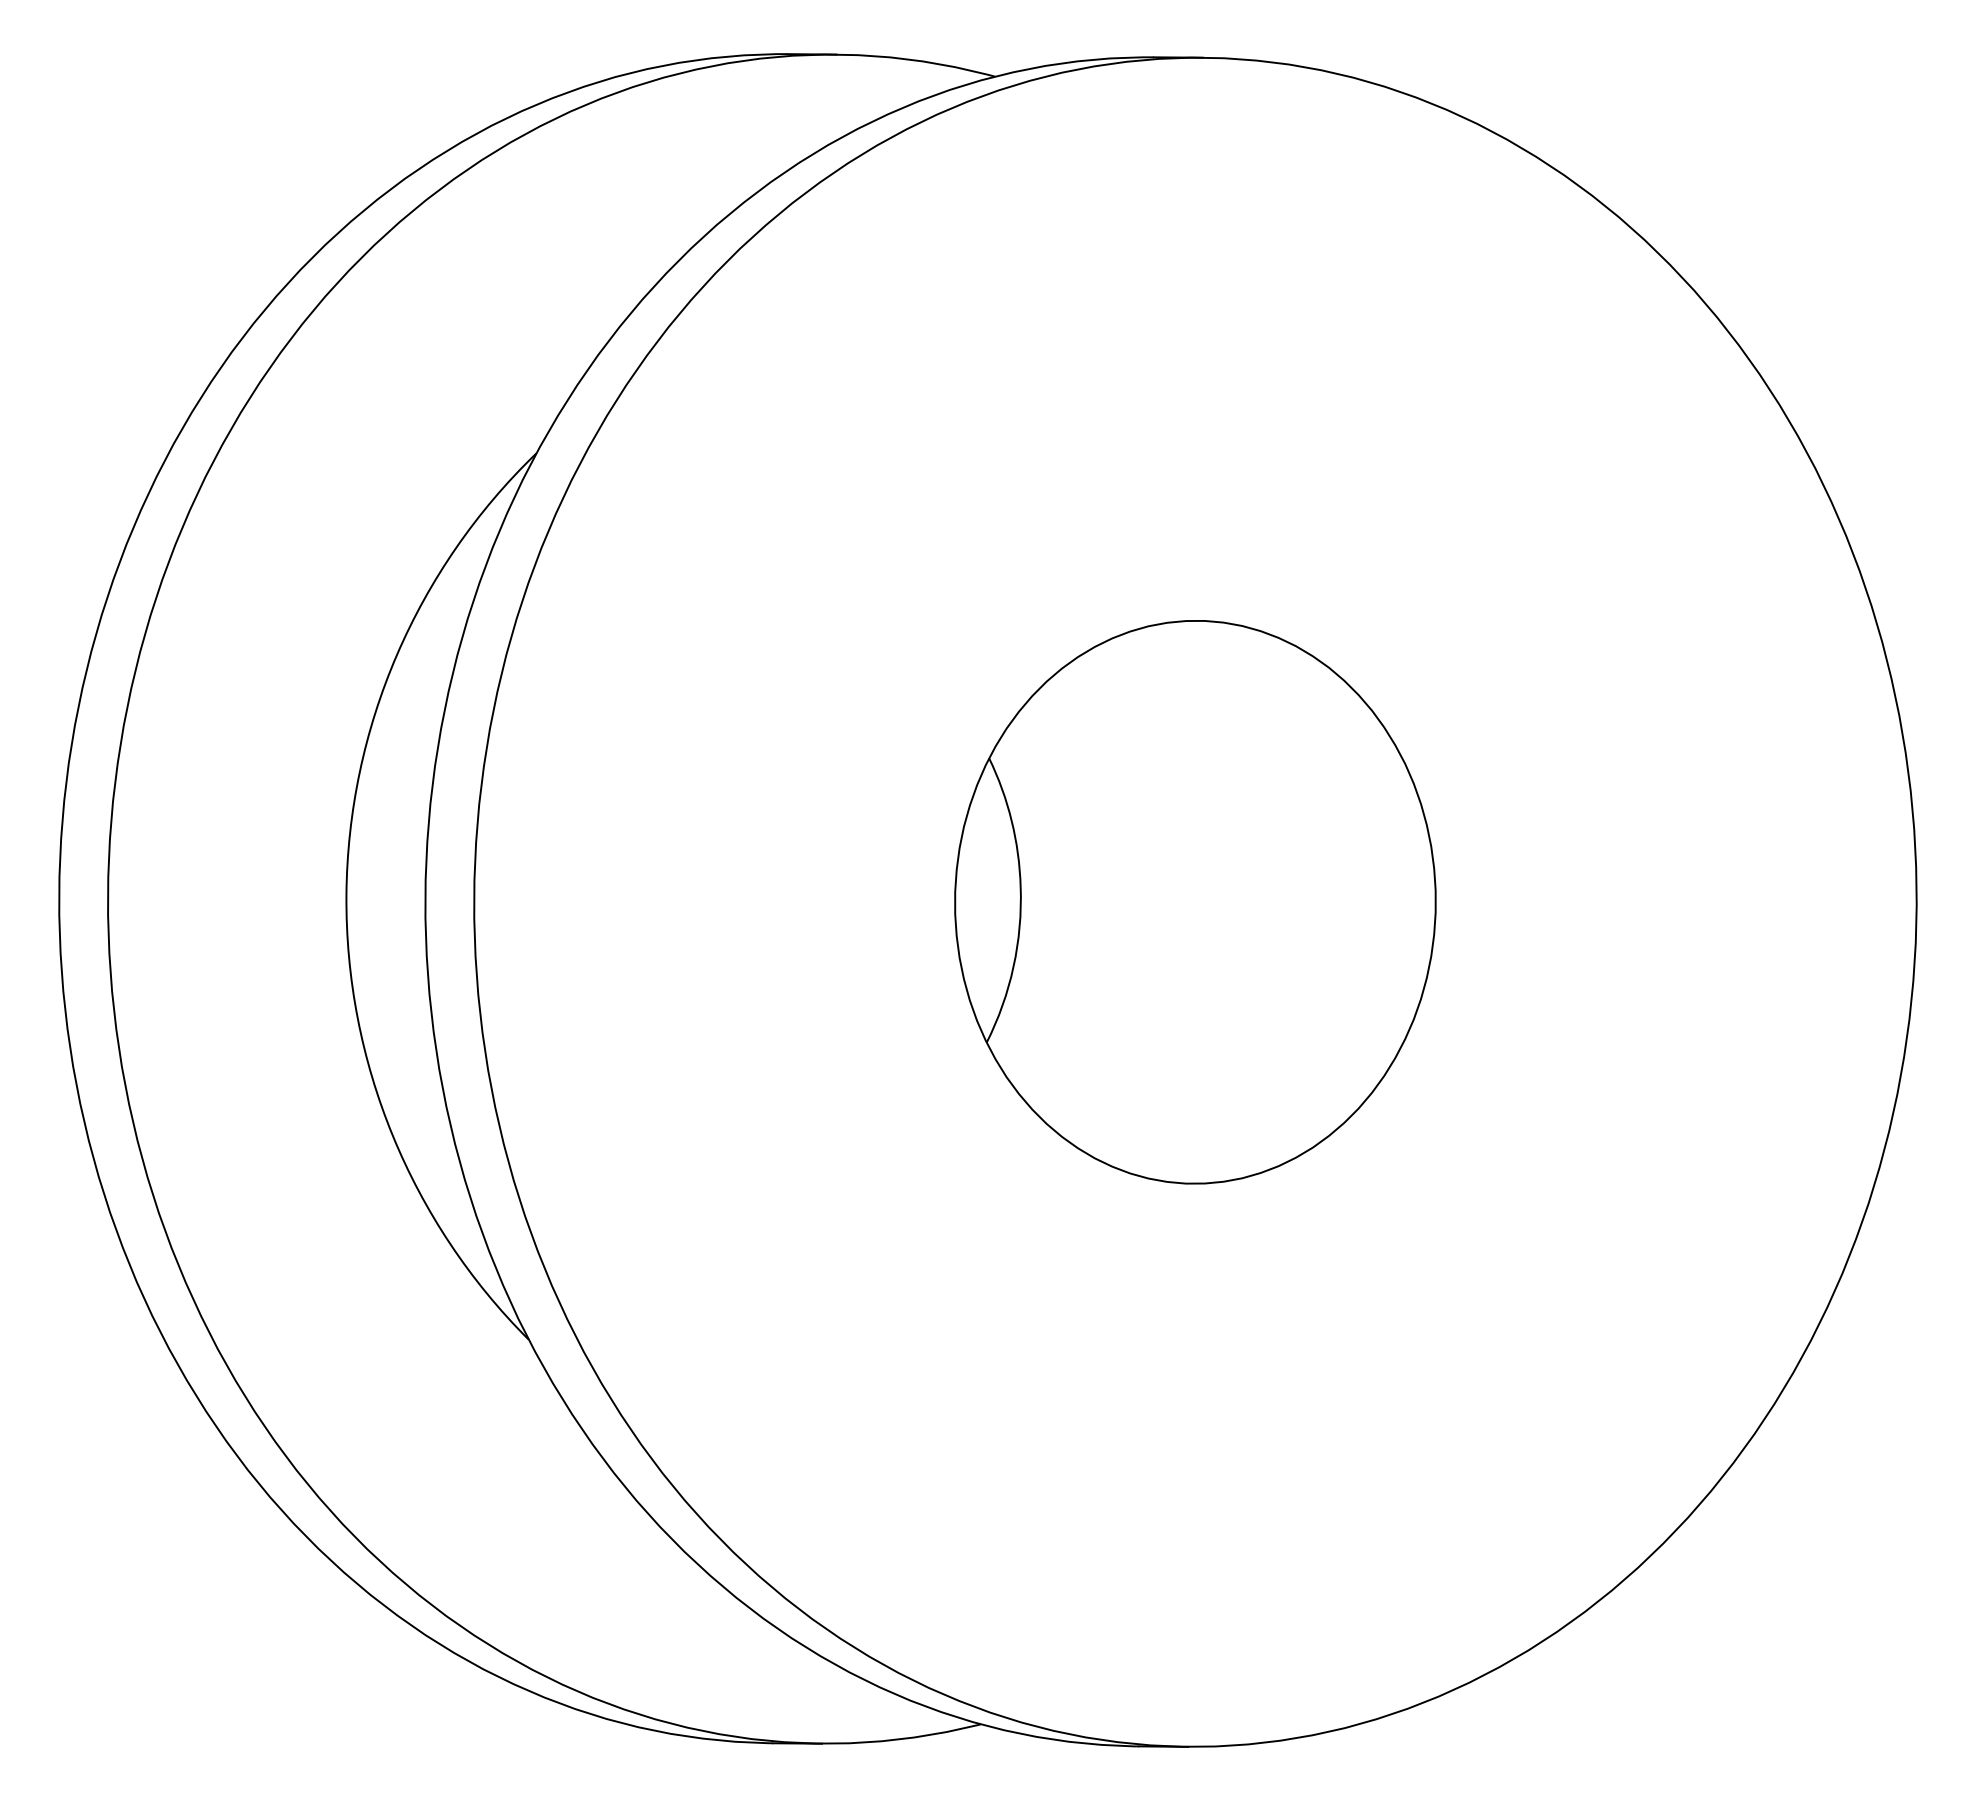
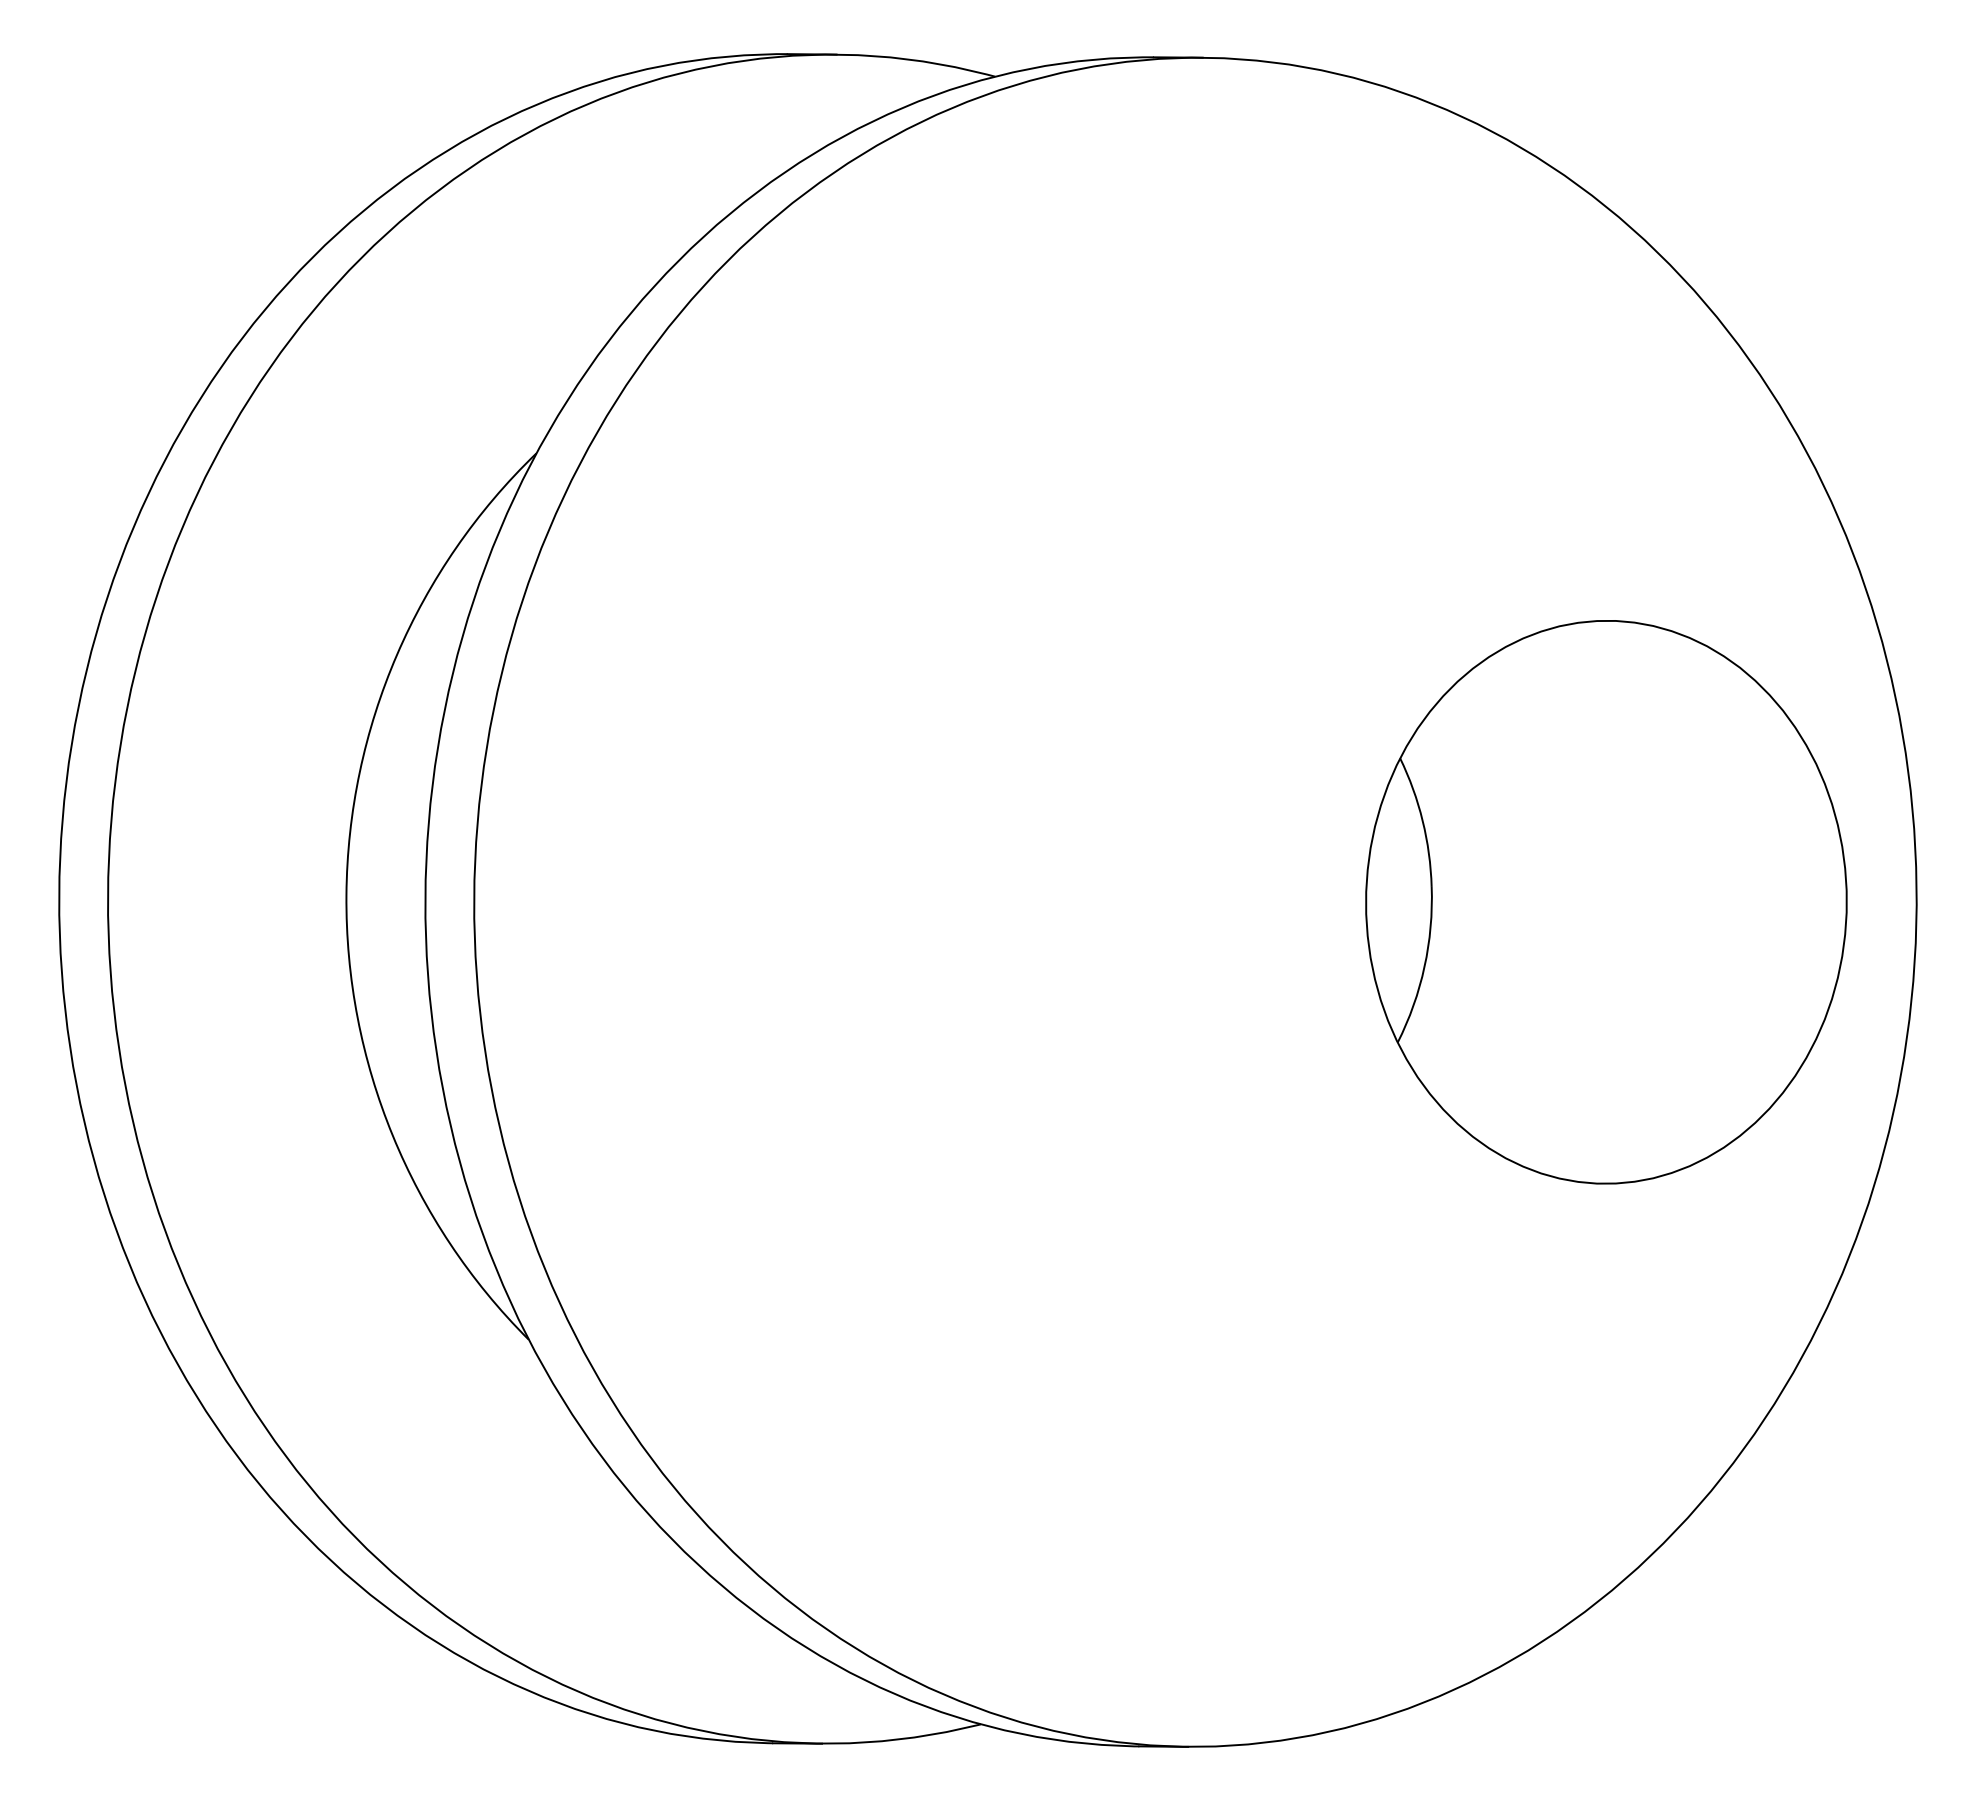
part position: (1195, 902) -> (1606, 902) (1606, 902)
